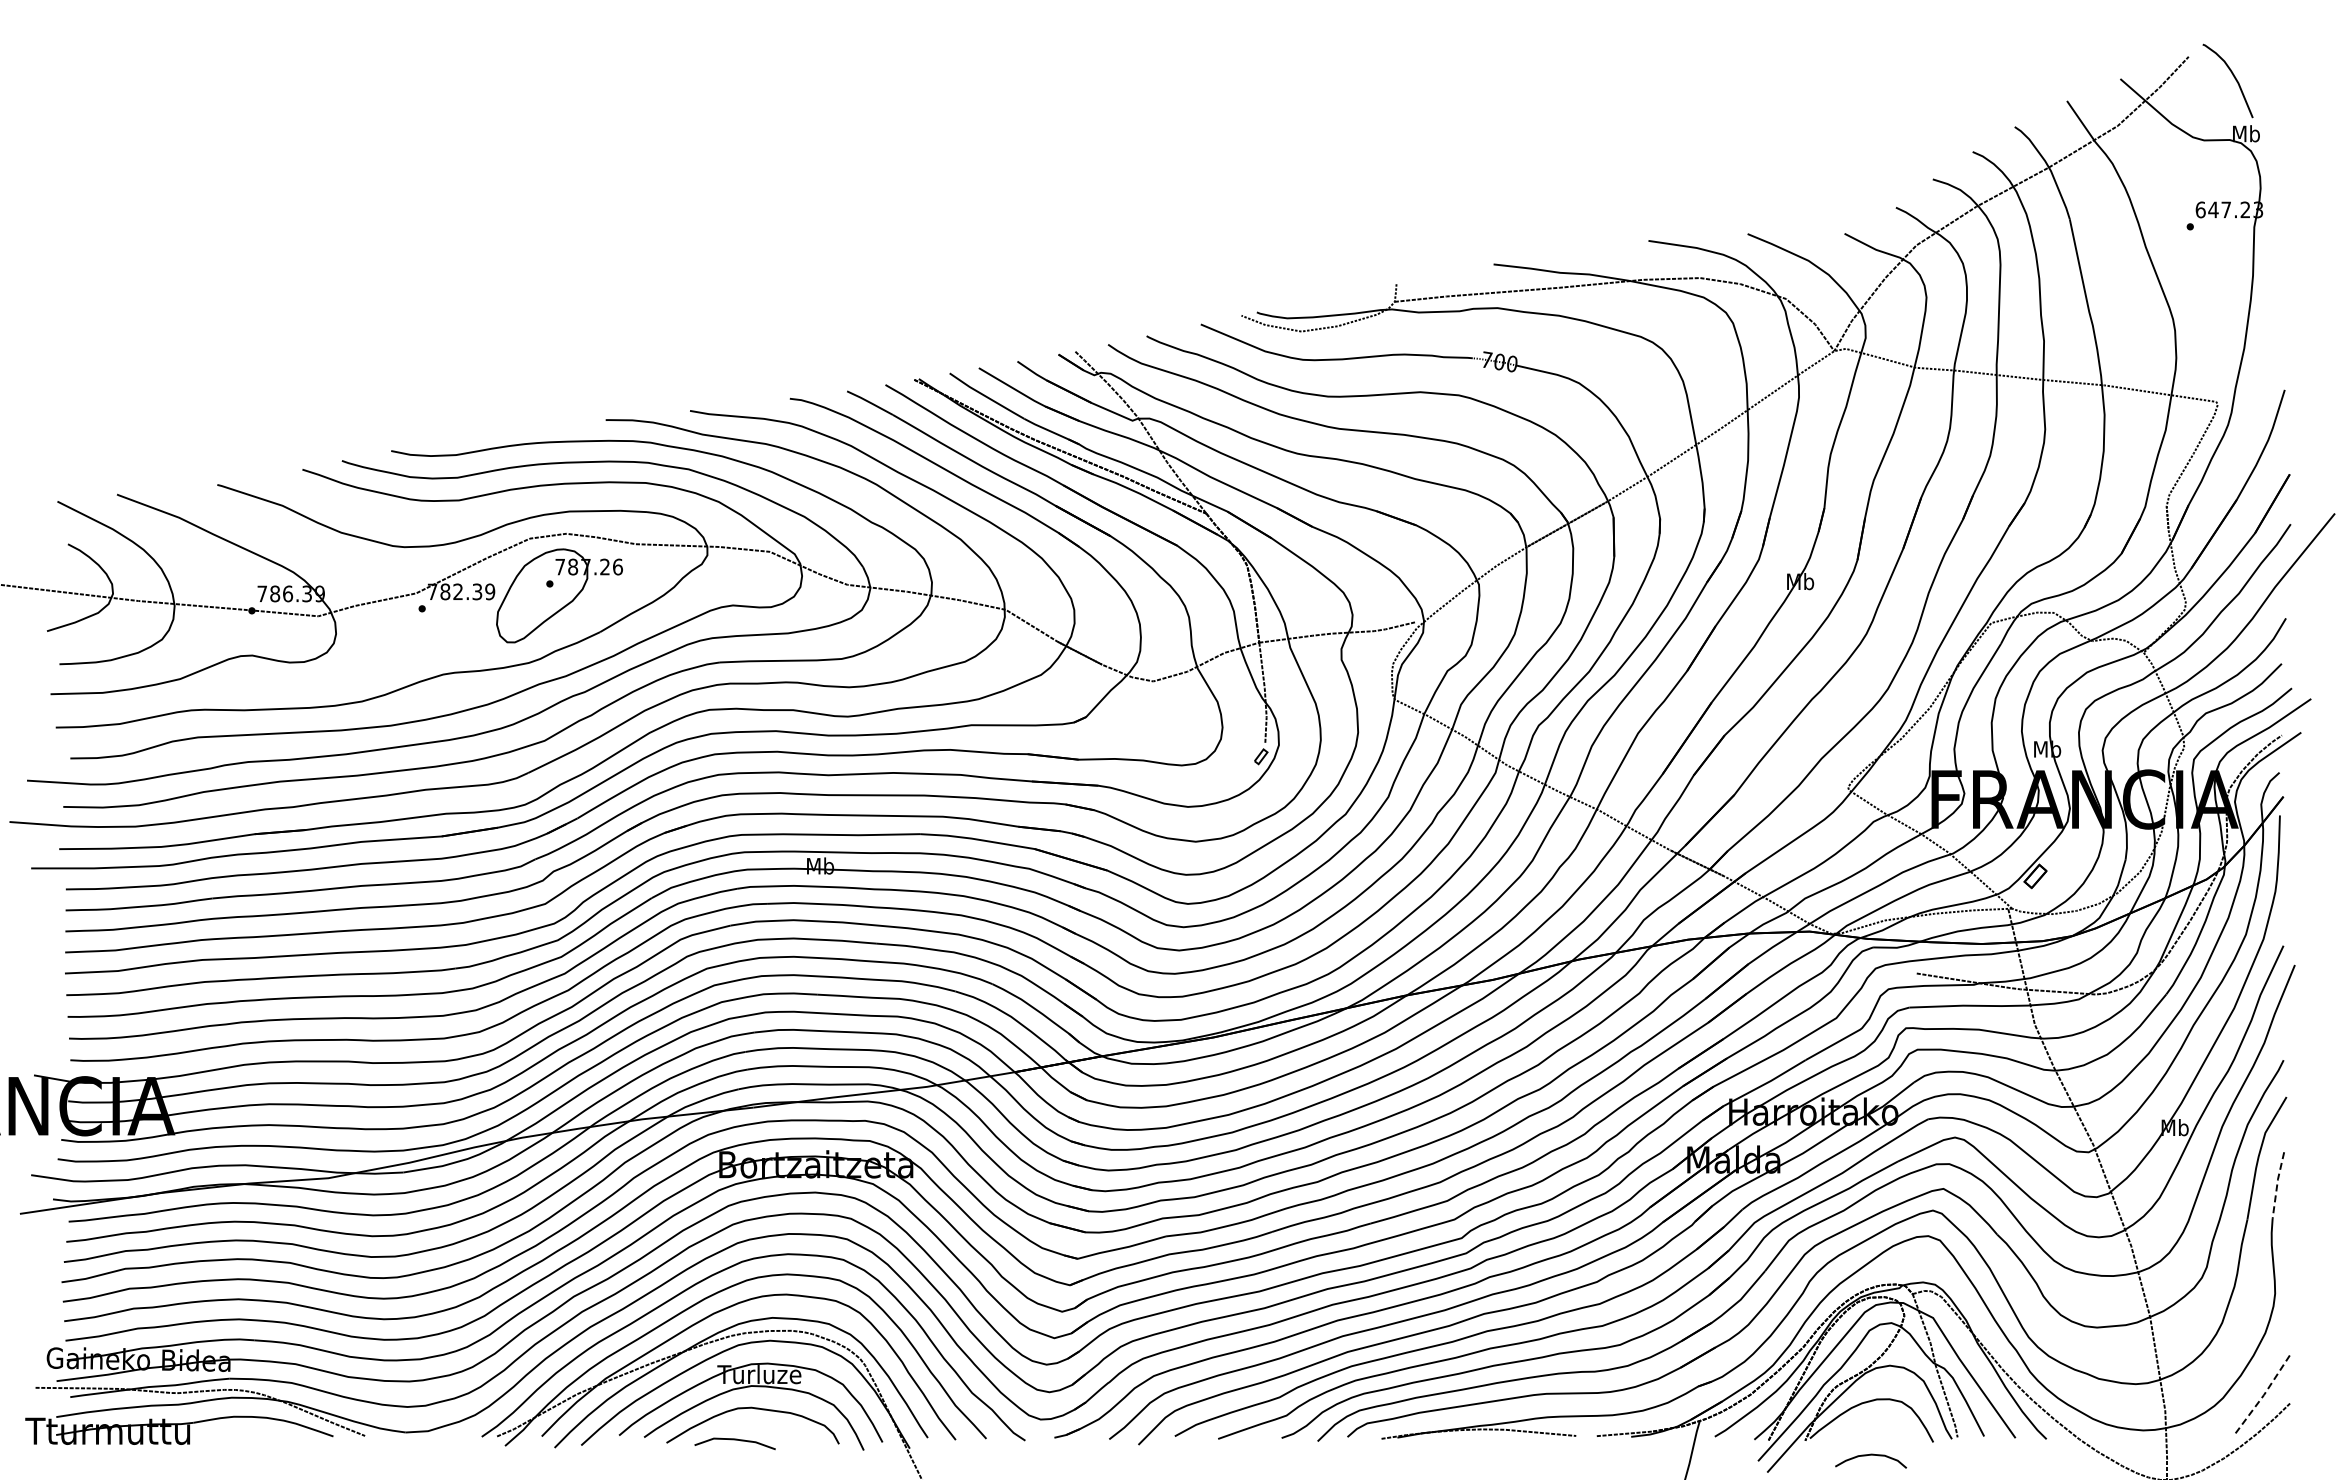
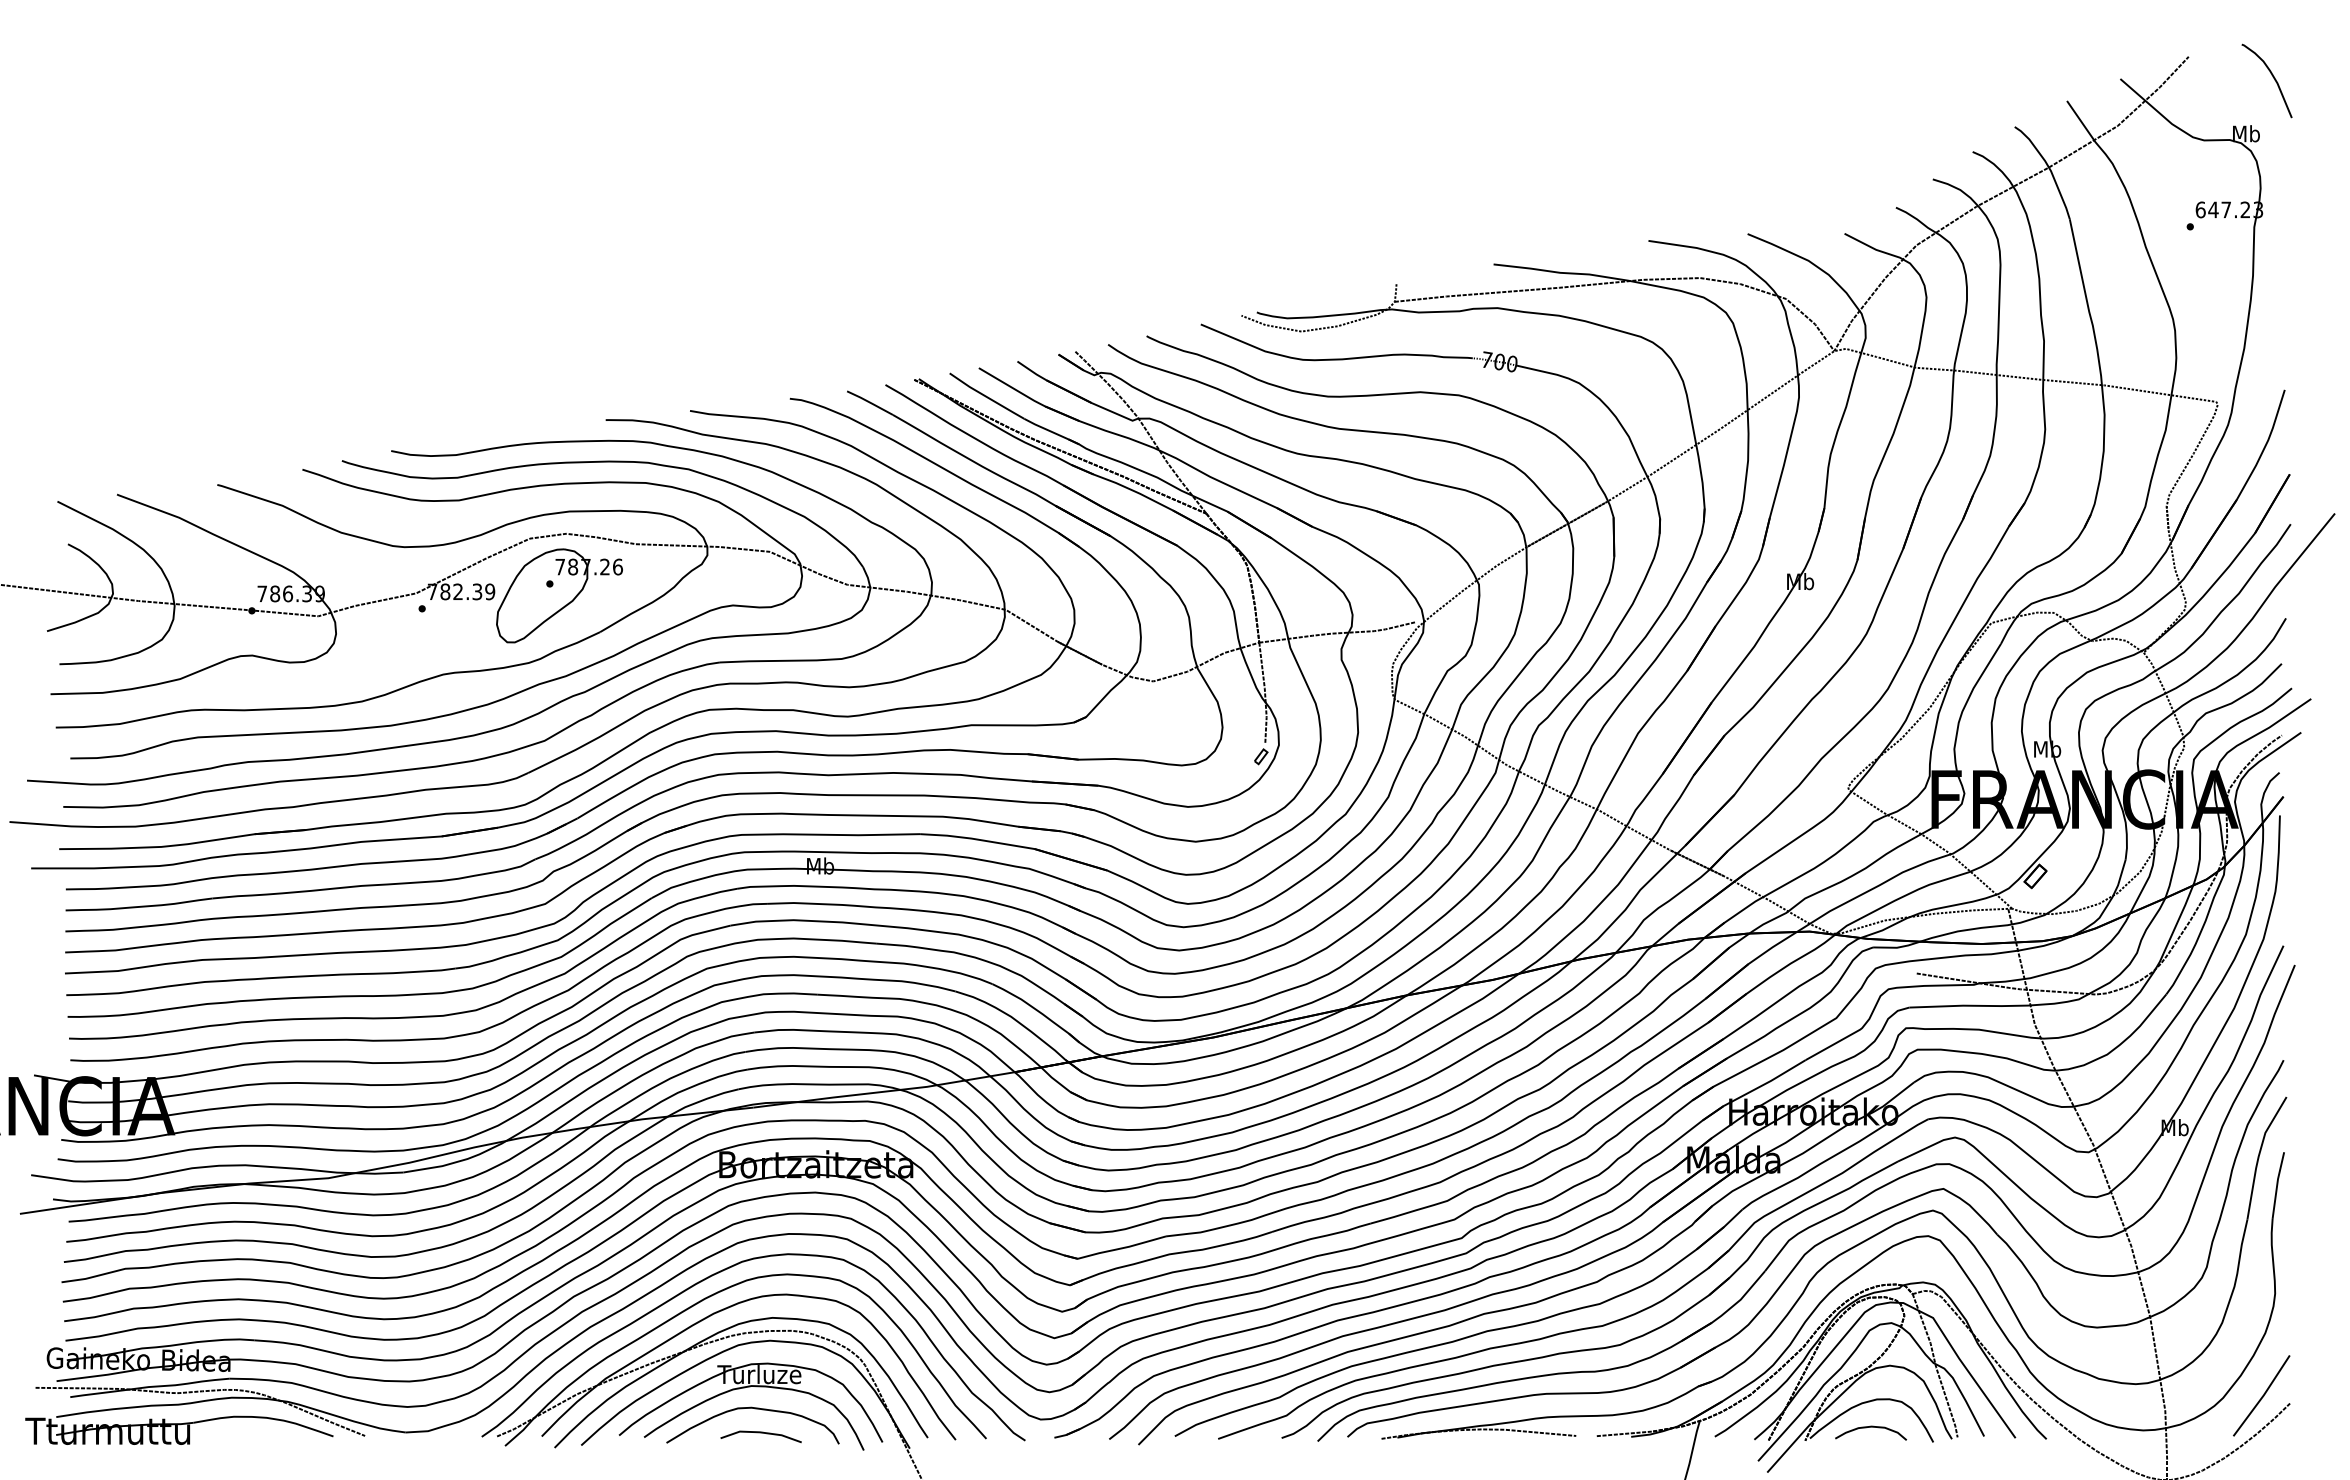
curve position: (2233, 77) -> (2272, 77) (2272, 77)
line: dashed -> solid (2277, 1184)
line: dashed -> solid (2262, 1396)
line position: (734, 1440) -> (760, 1433) (760, 1433)
curve position: (1870, 1455) -> (1870, 1427) (1870, 1427)
